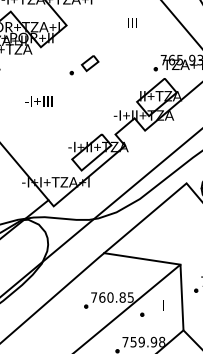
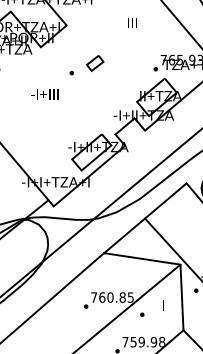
part position: (89, 63) -> (94, 63) (94, 63)
text position: (38, 101) -> (44, 94) (44, 94)
line: none -> present (172, 248)
